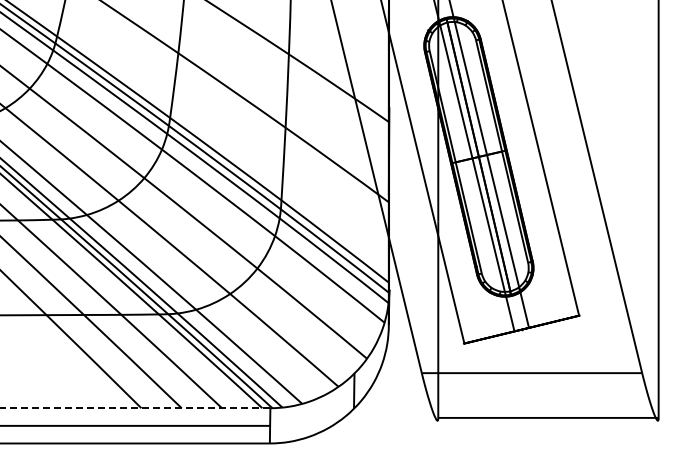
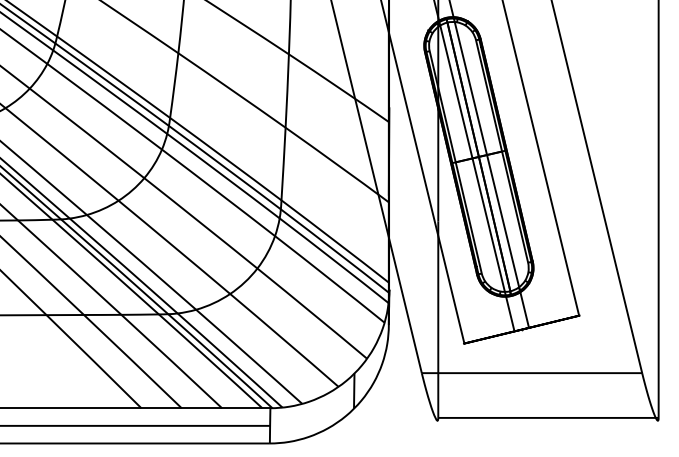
line: dashed -> solid (135, 408)
